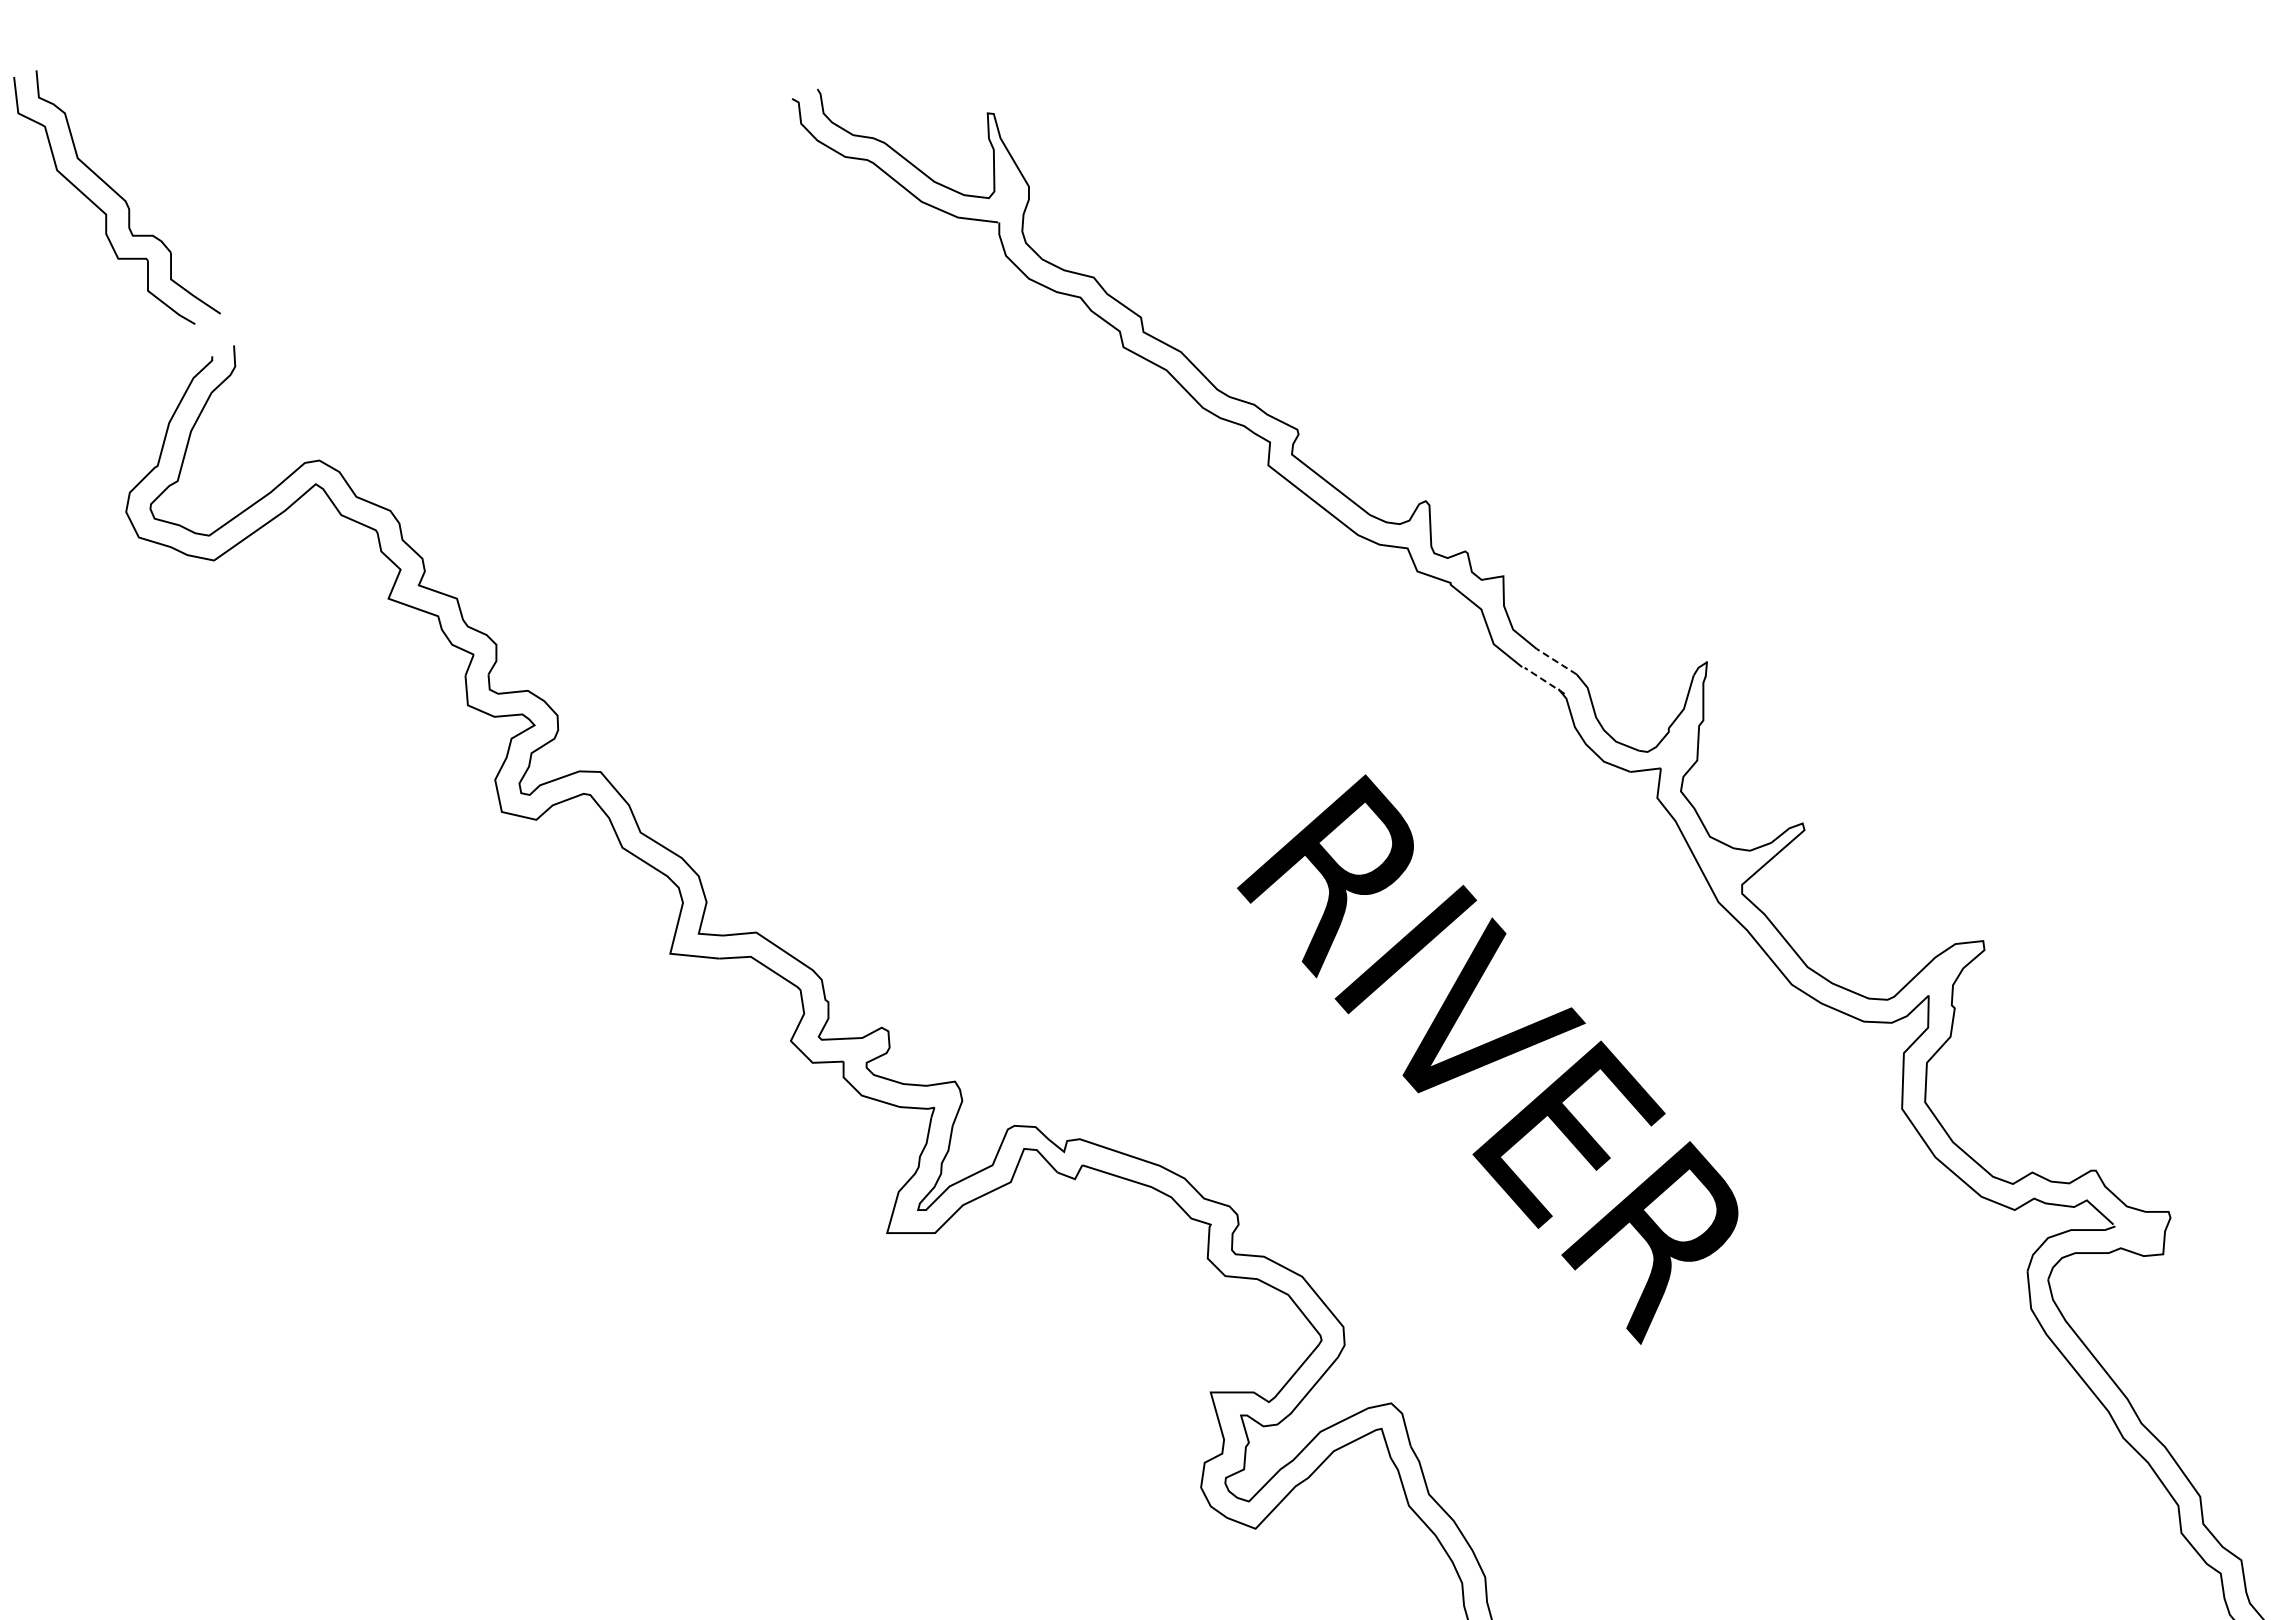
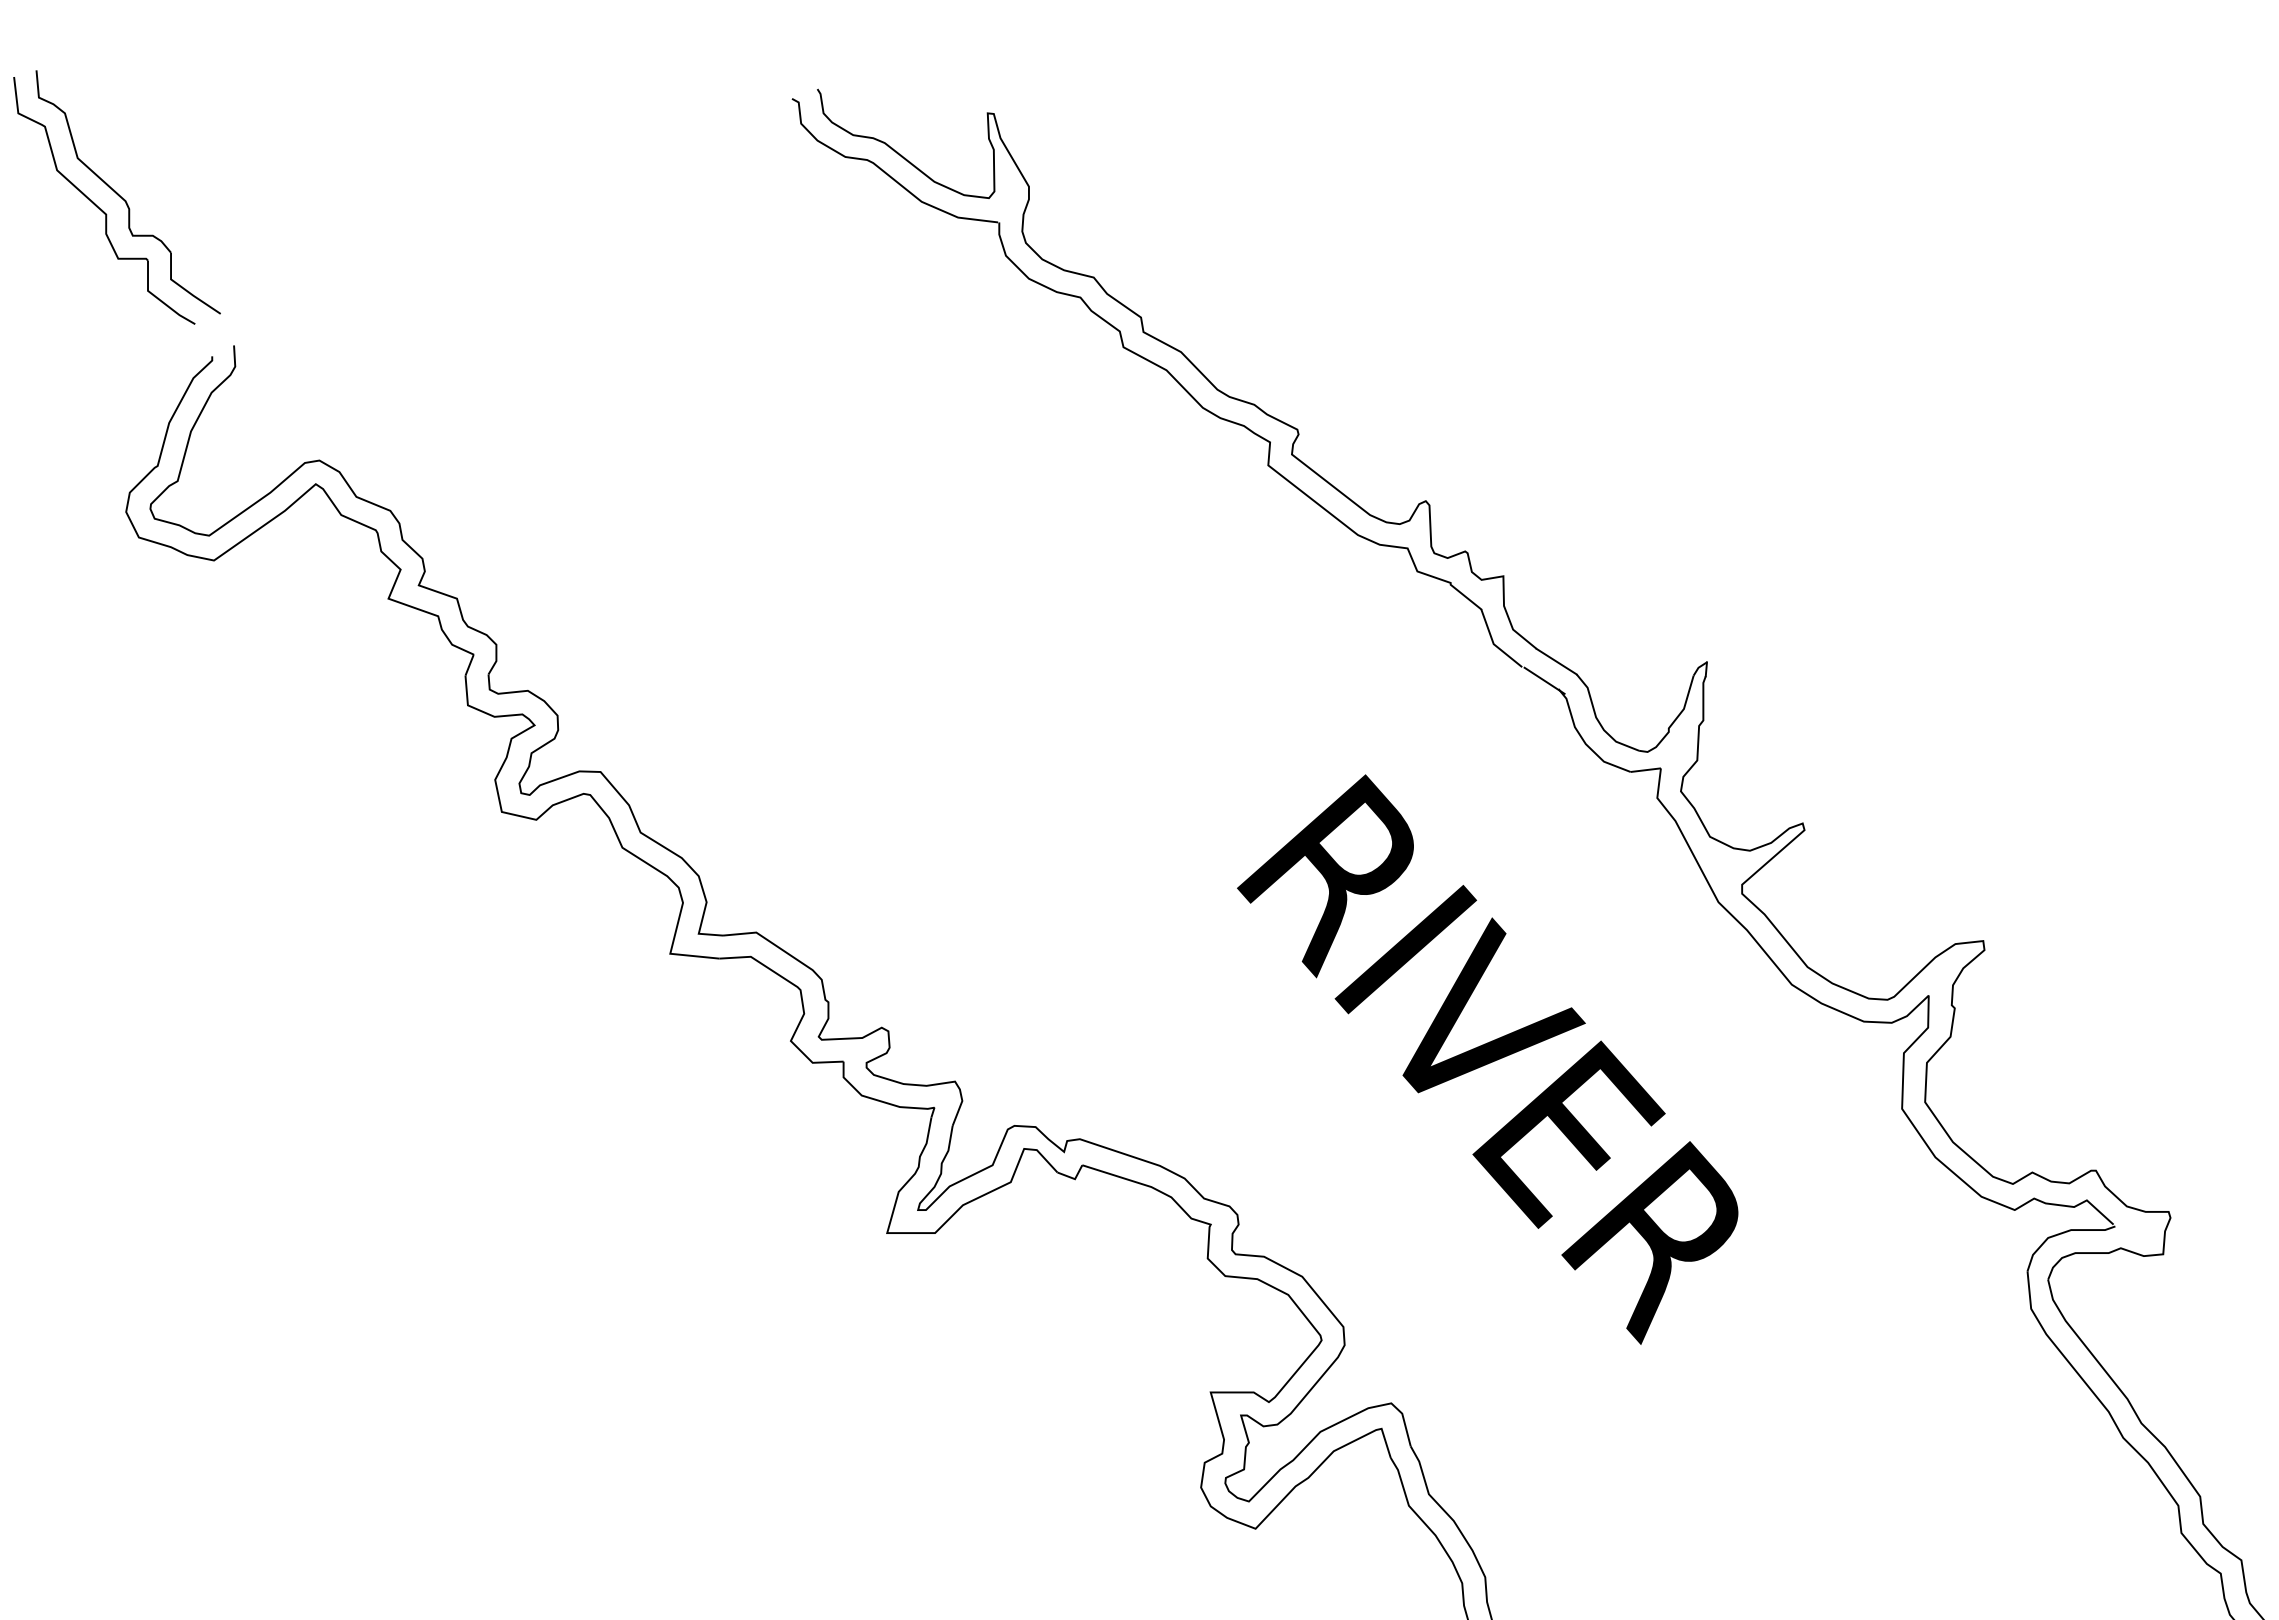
line: dashed -> solid (1556, 661)
line: dashed -> solid (1544, 680)
